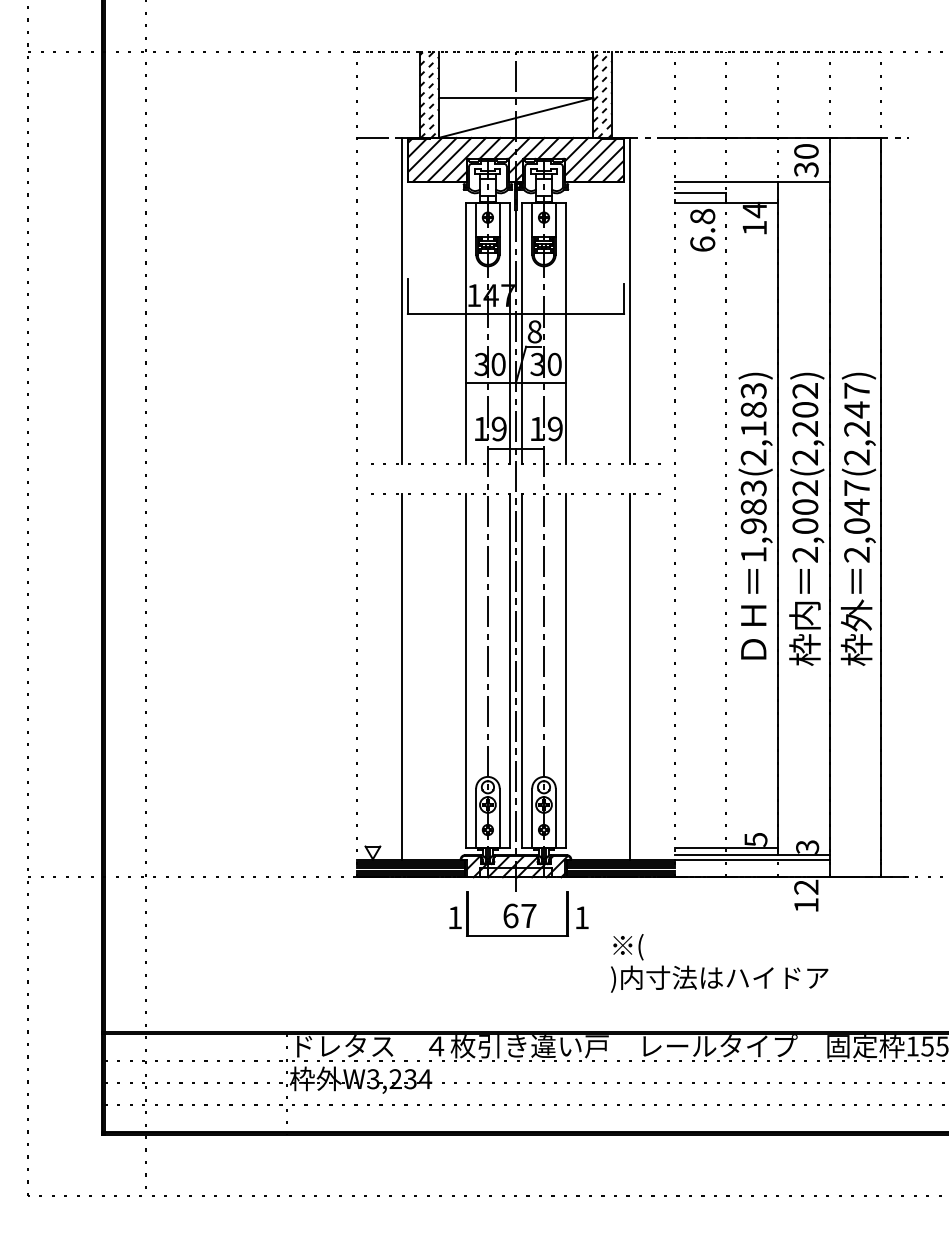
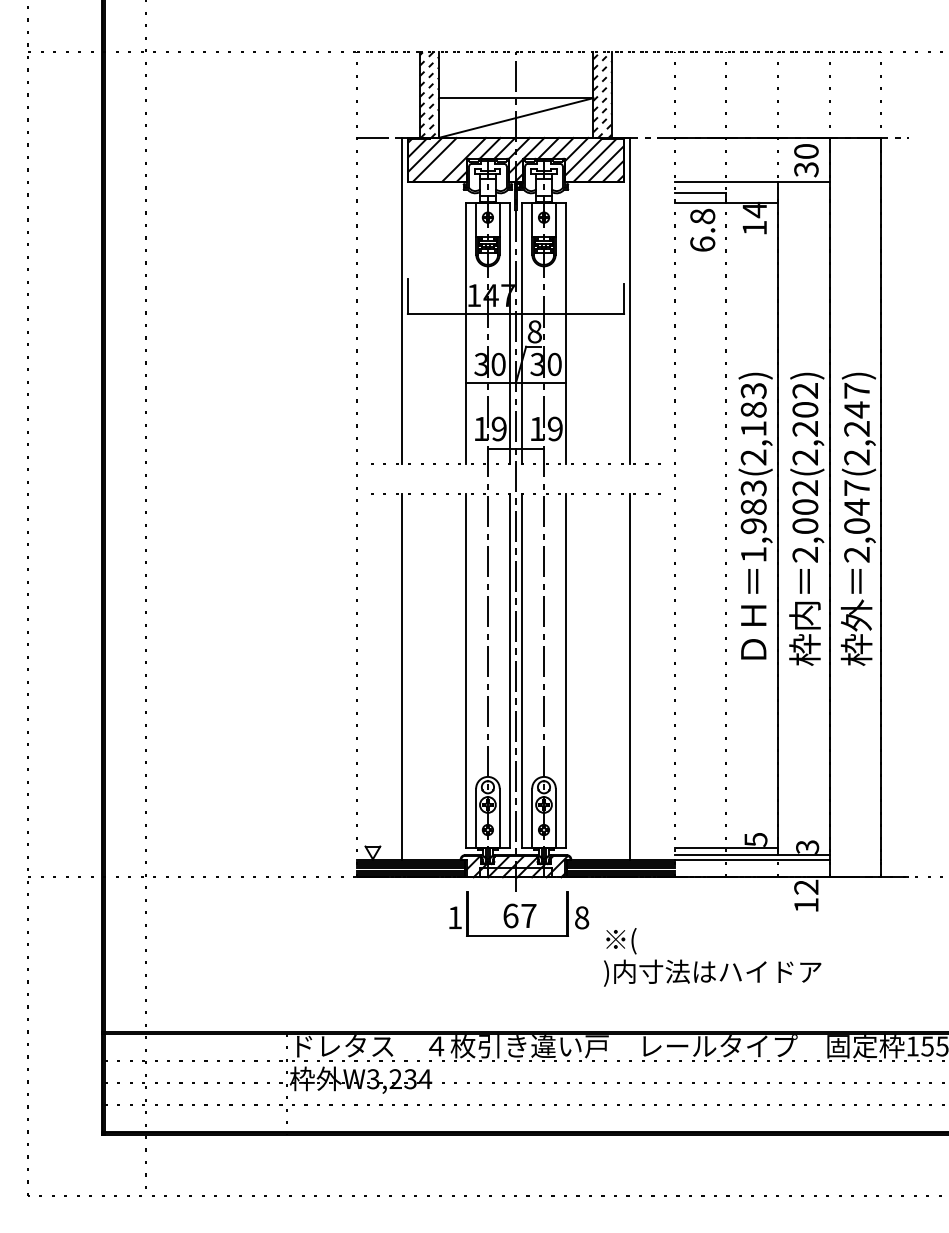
line: present -> none (449, 159)
text: 1 -> 8 (582, 917)
text position: (719, 963) -> (712, 957) (712, 957)
